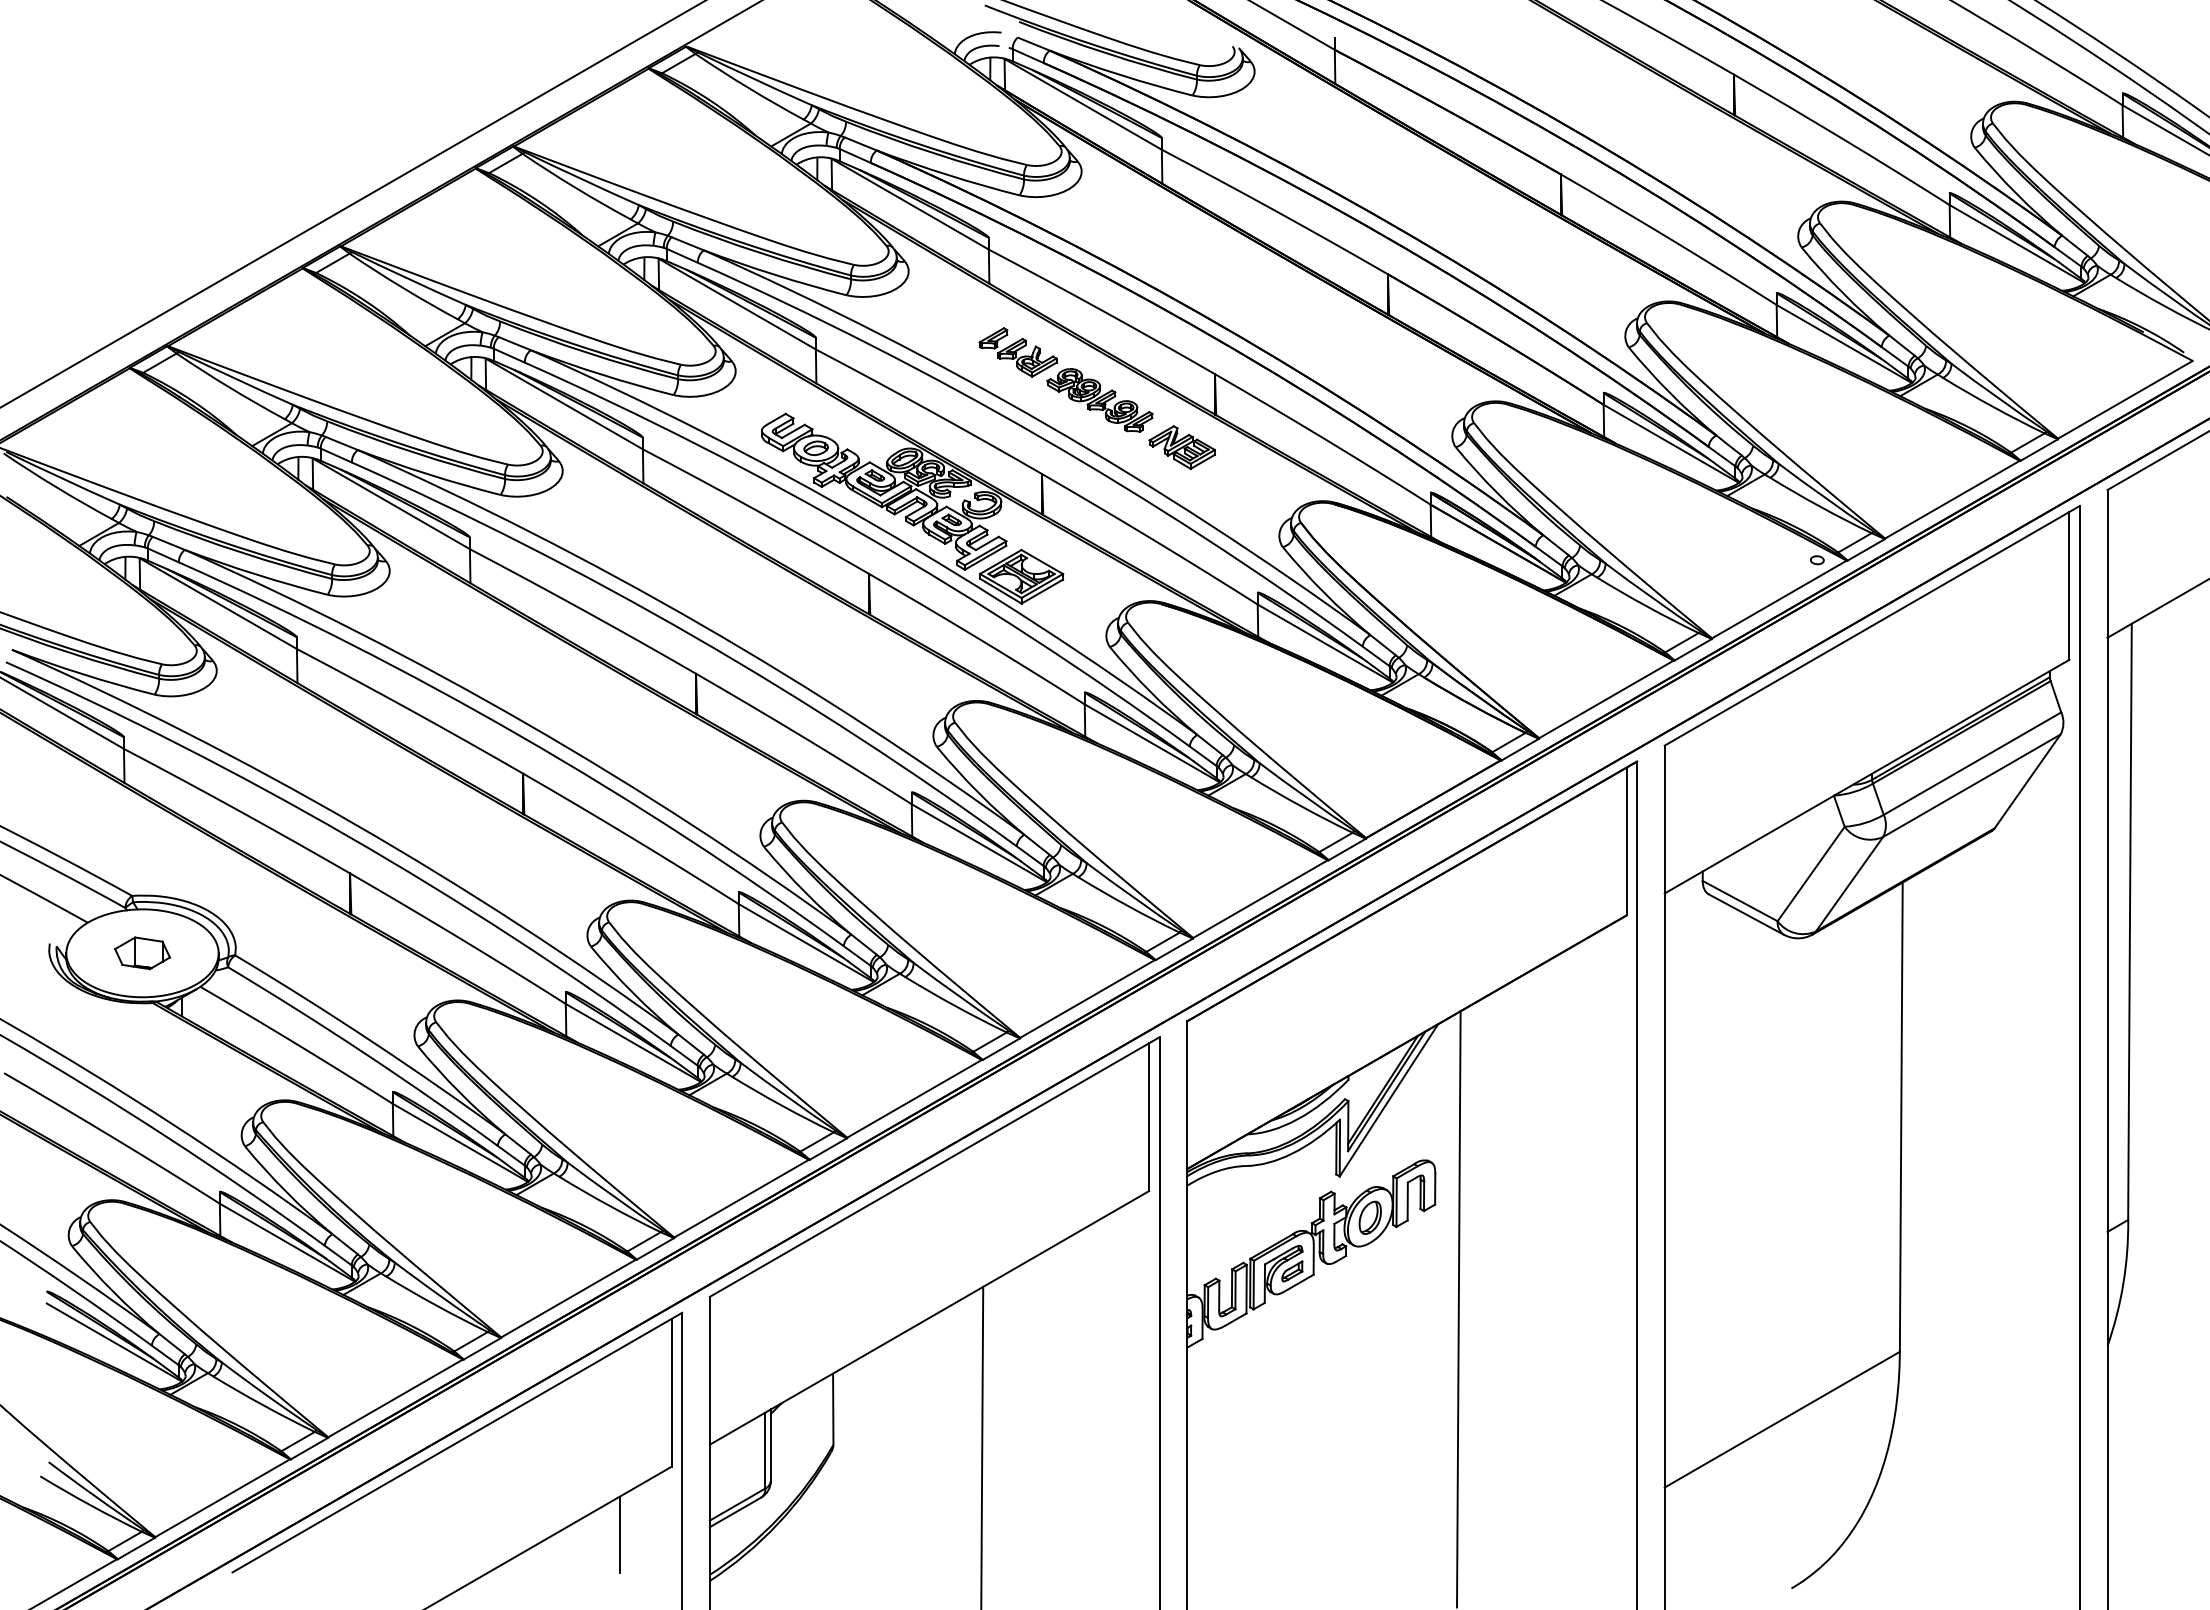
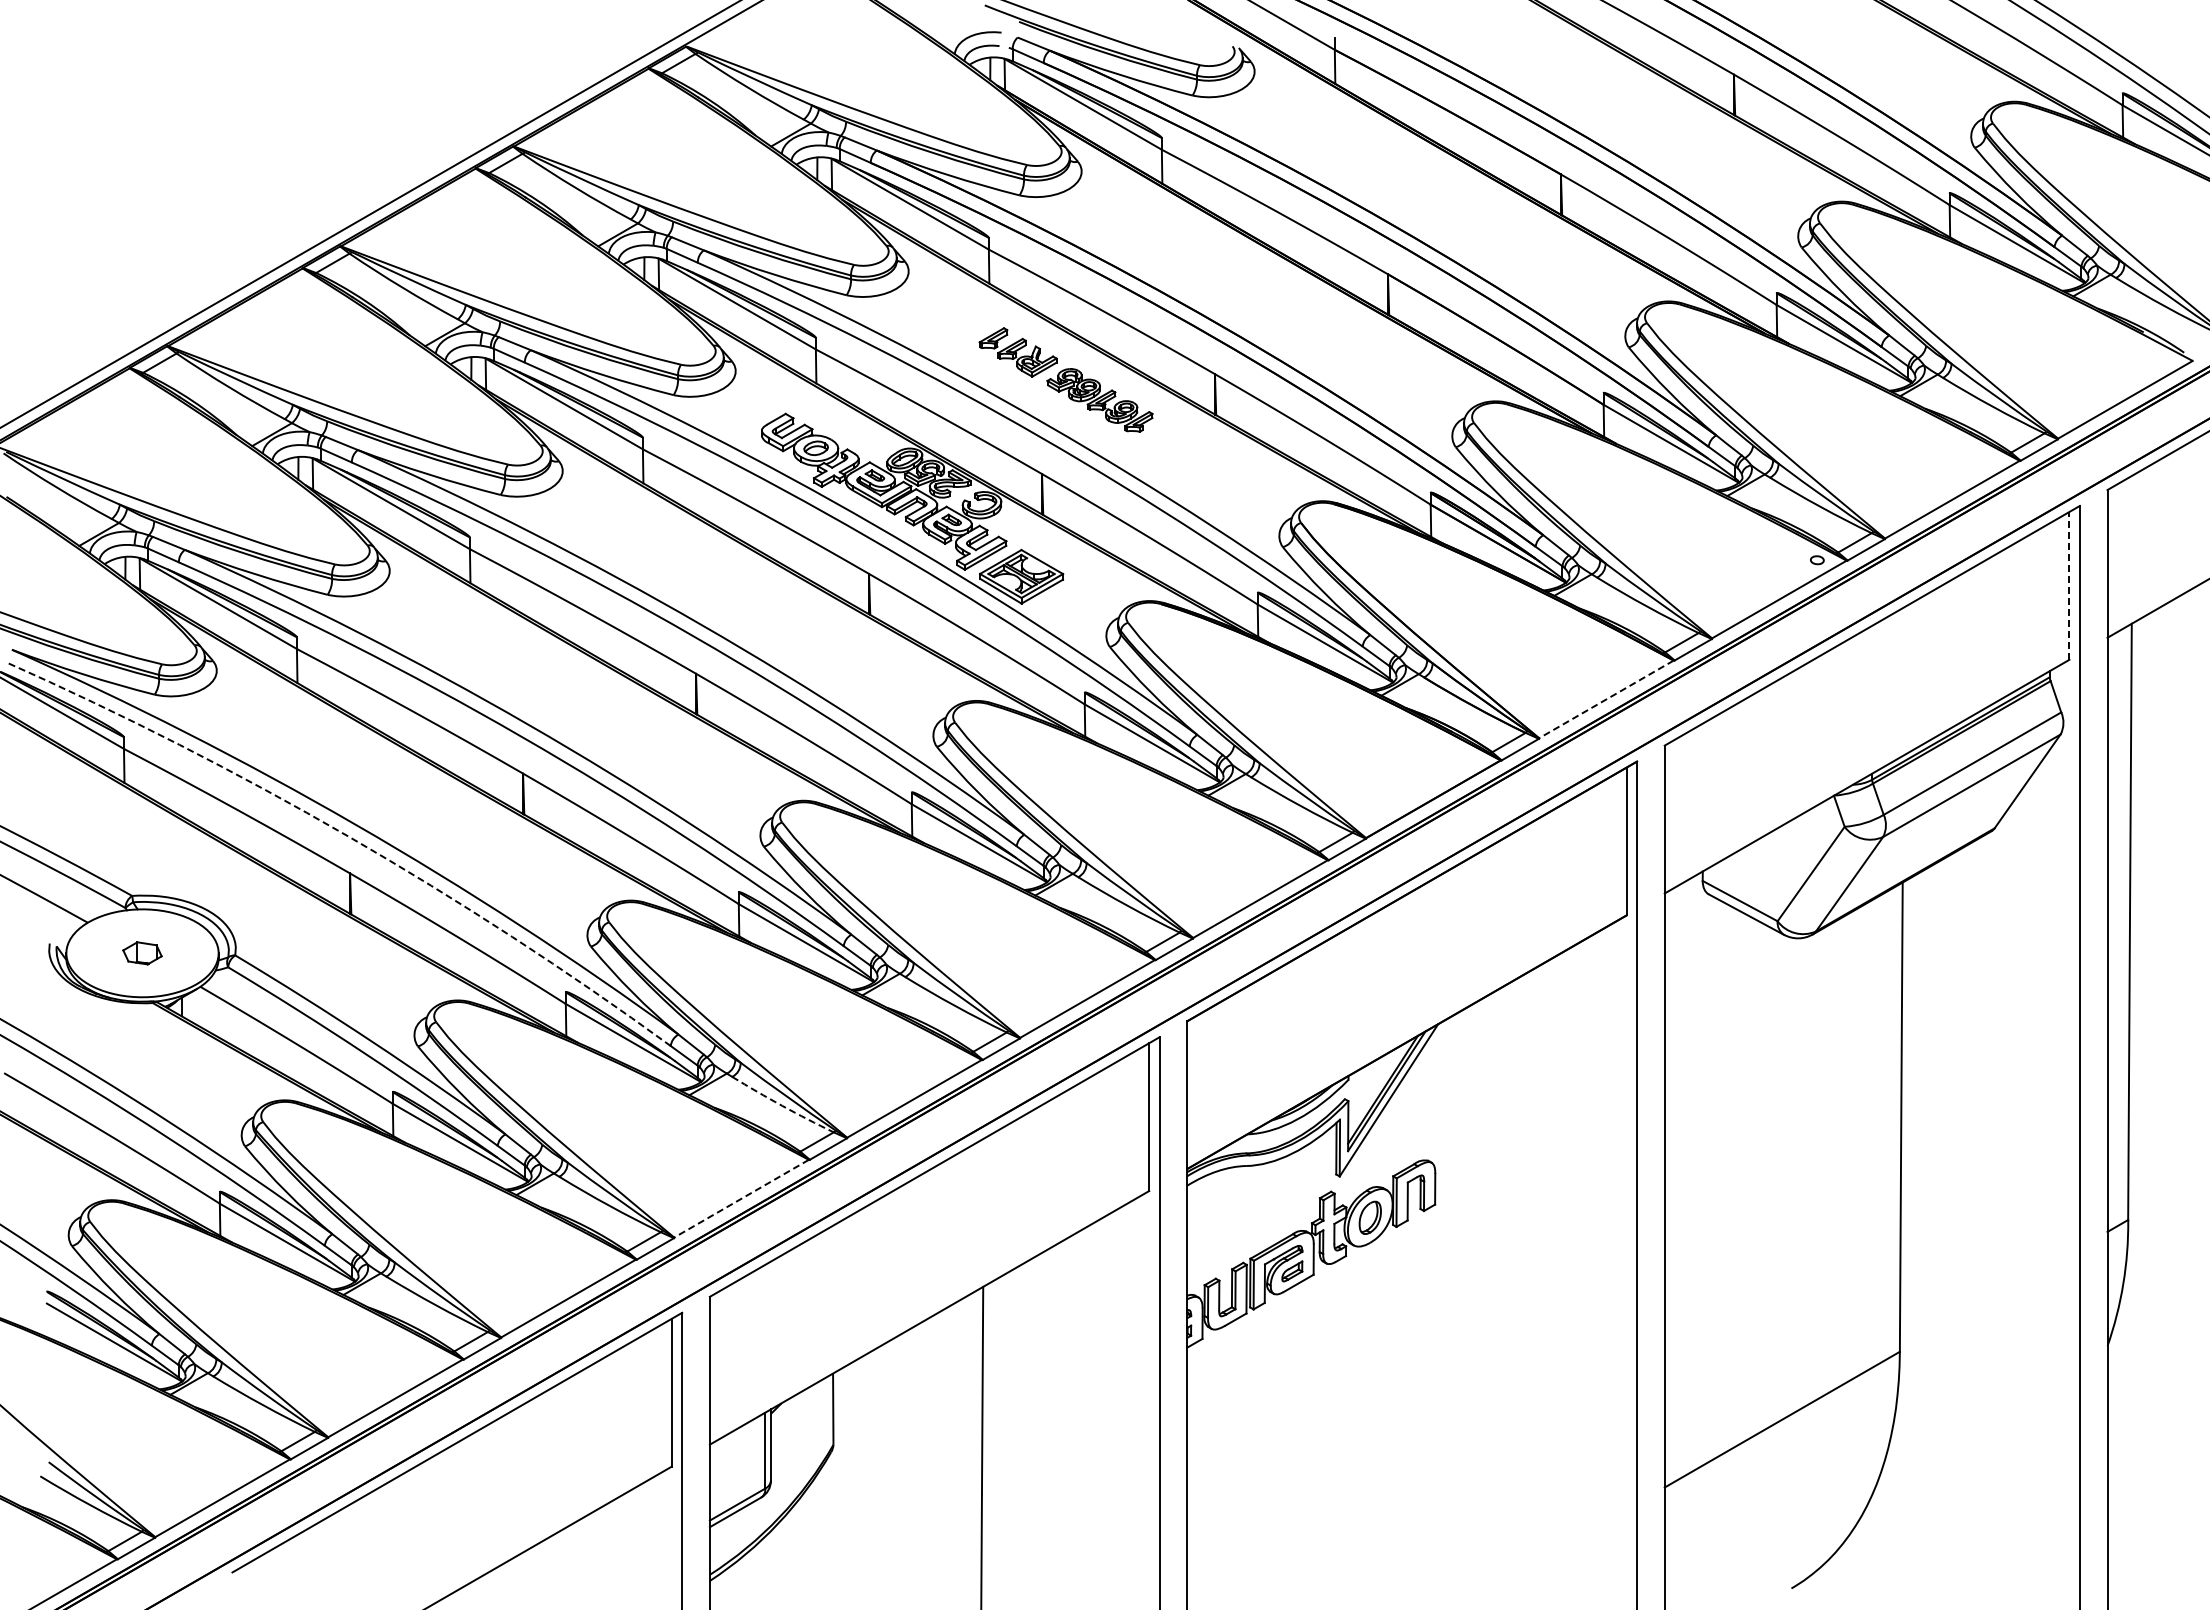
line position: (352, 204) -> (370, 214) (370, 214)
part: present -> none (1181, 447)
line: solid -> dashed (2069, 585)
line: solid -> dashed (1606, 699)
arc: solid -> dashed (348, 836)
part size: 57x35 px -> 41x25 px (142, 953)
arc: solid -> dashed (782, 1105)
line: solid -> dashed (741, 1198)
line: present -> none (1458, 1308)
line: present -> none (619, 1534)
